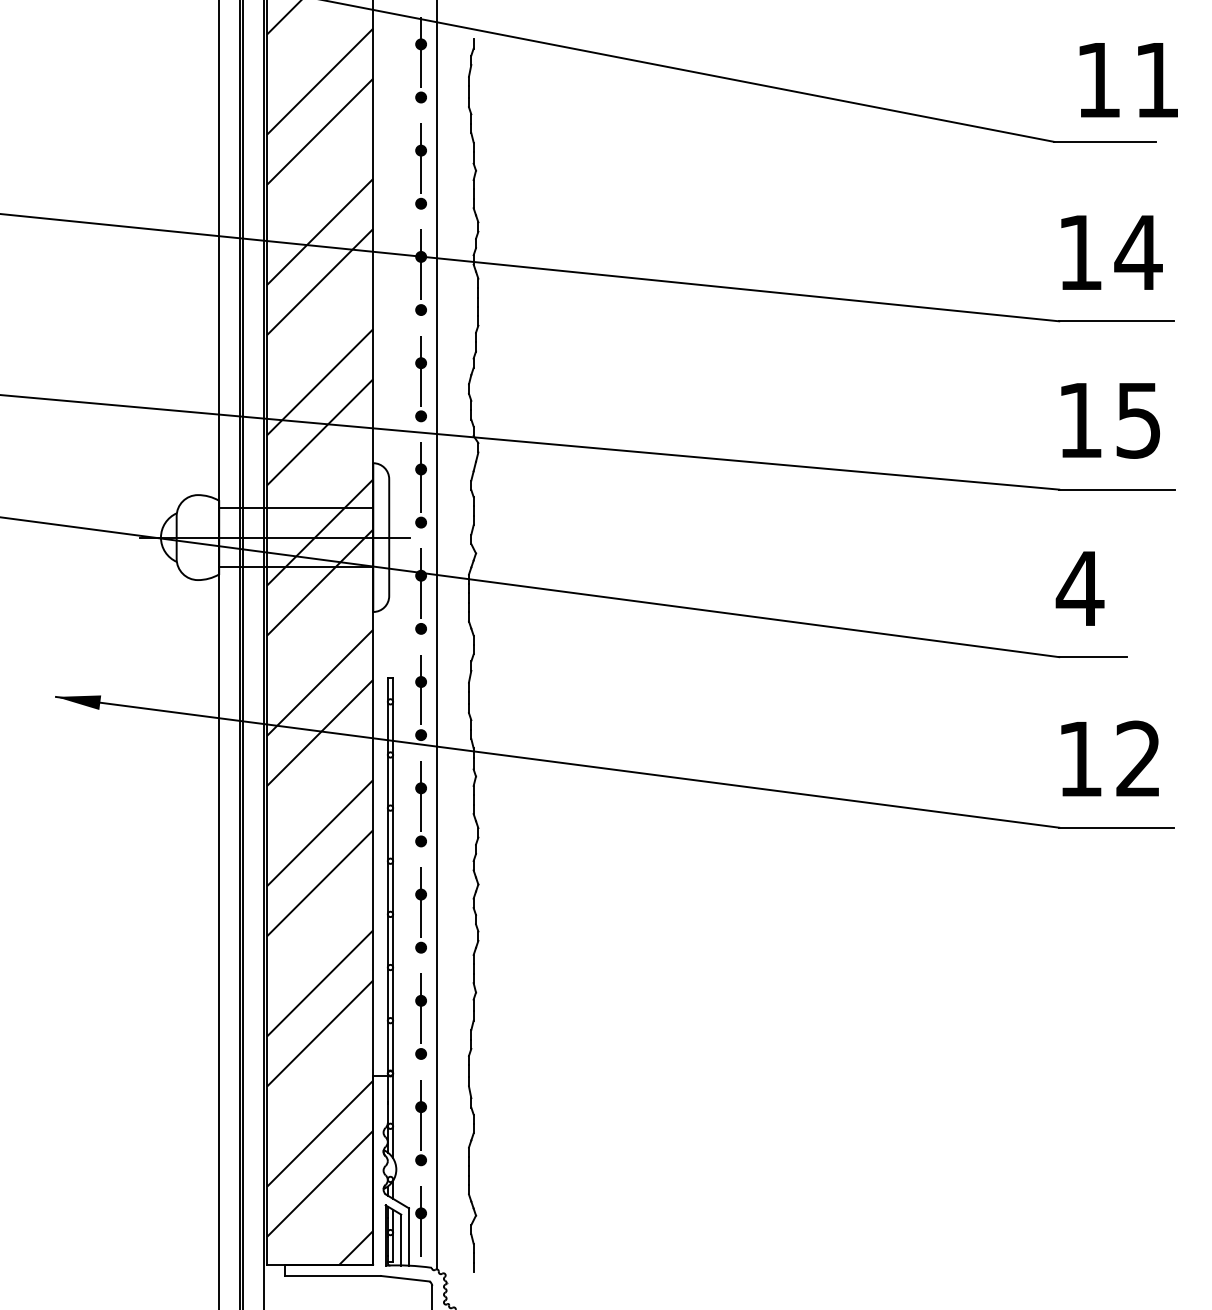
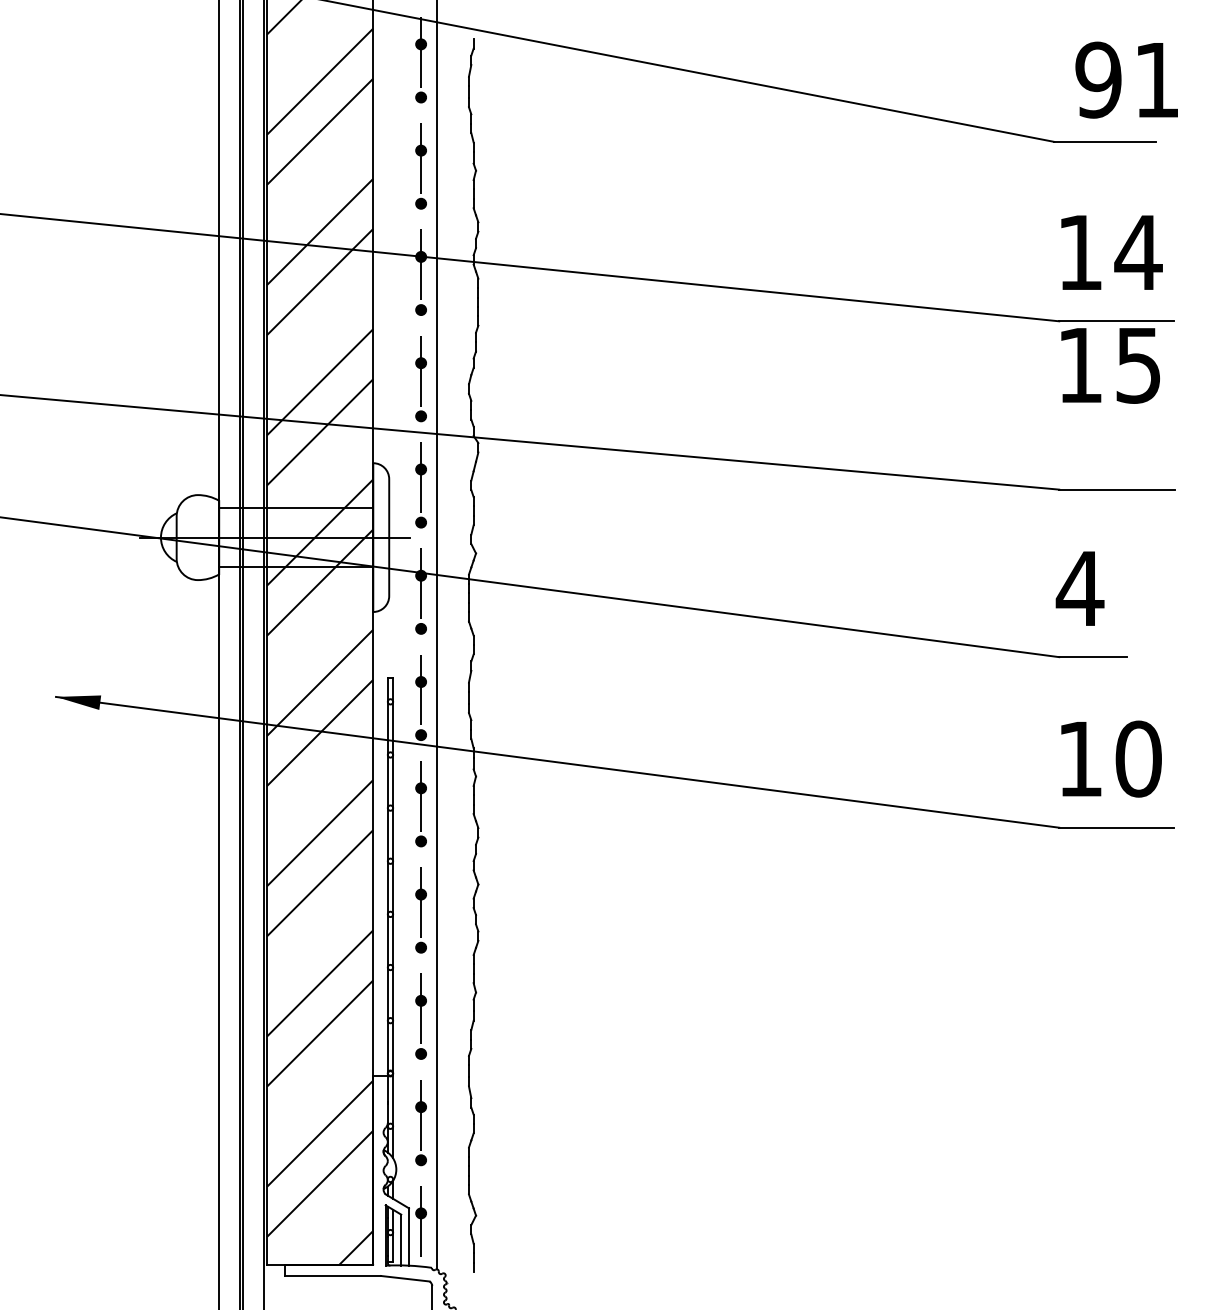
text: 11 -> 91 (1098, 79)
text position: (1110, 420) -> (1110, 365) (1110, 365)
text: 12 -> 10 (1138, 758)
